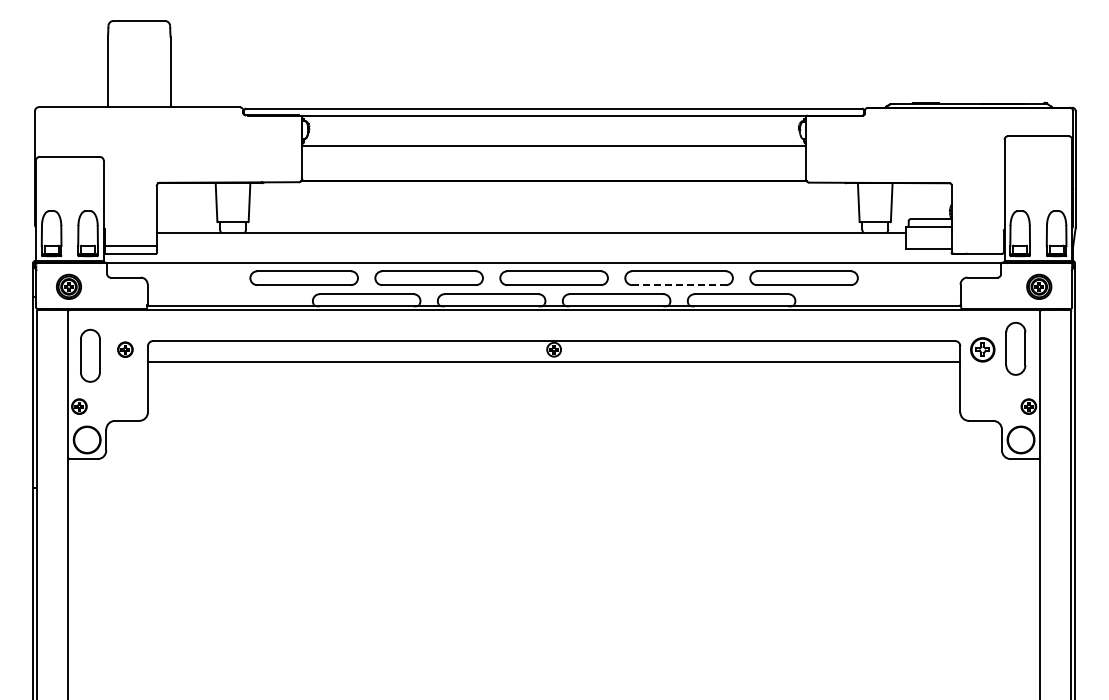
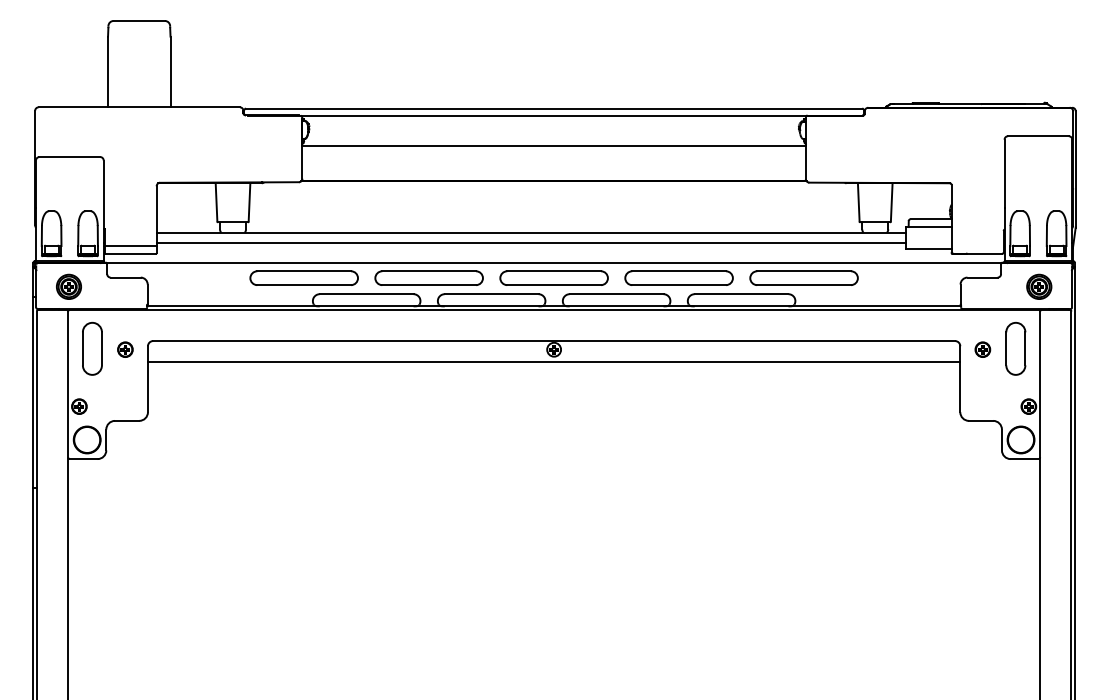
line: none -> present (531, 243)
line: dashed -> solid (679, 285)
part size: 26x26 px -> 18x17 px (982, 349)
part position: (90, 355) -> (92, 348) (92, 348)
